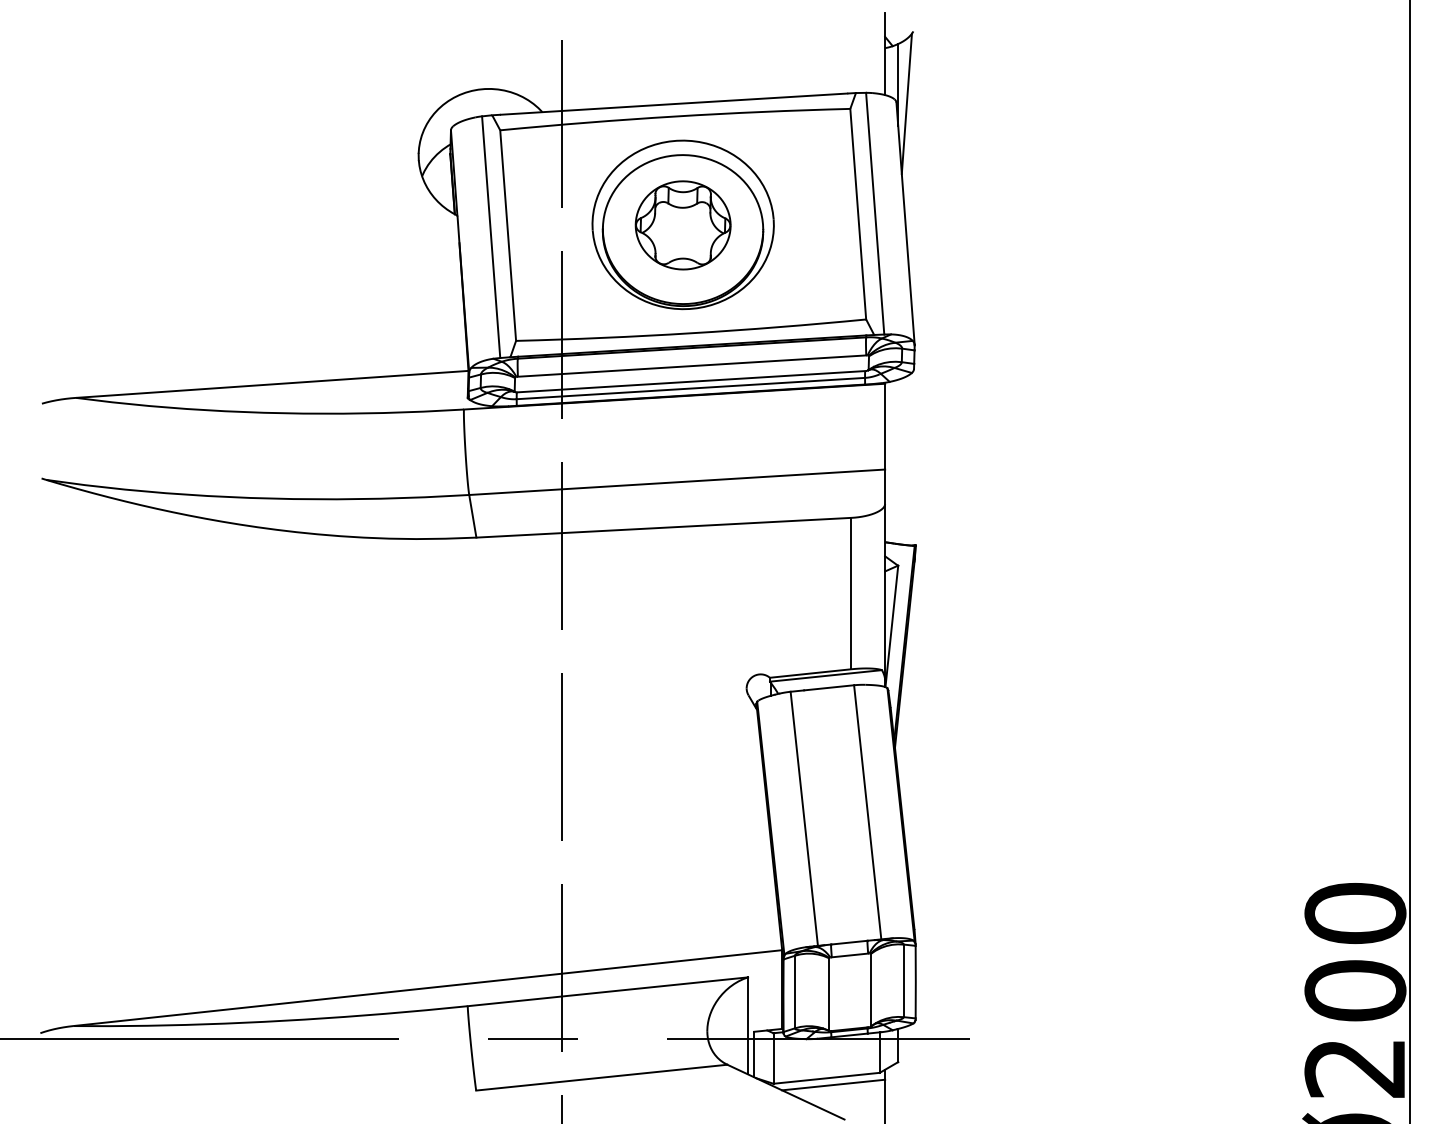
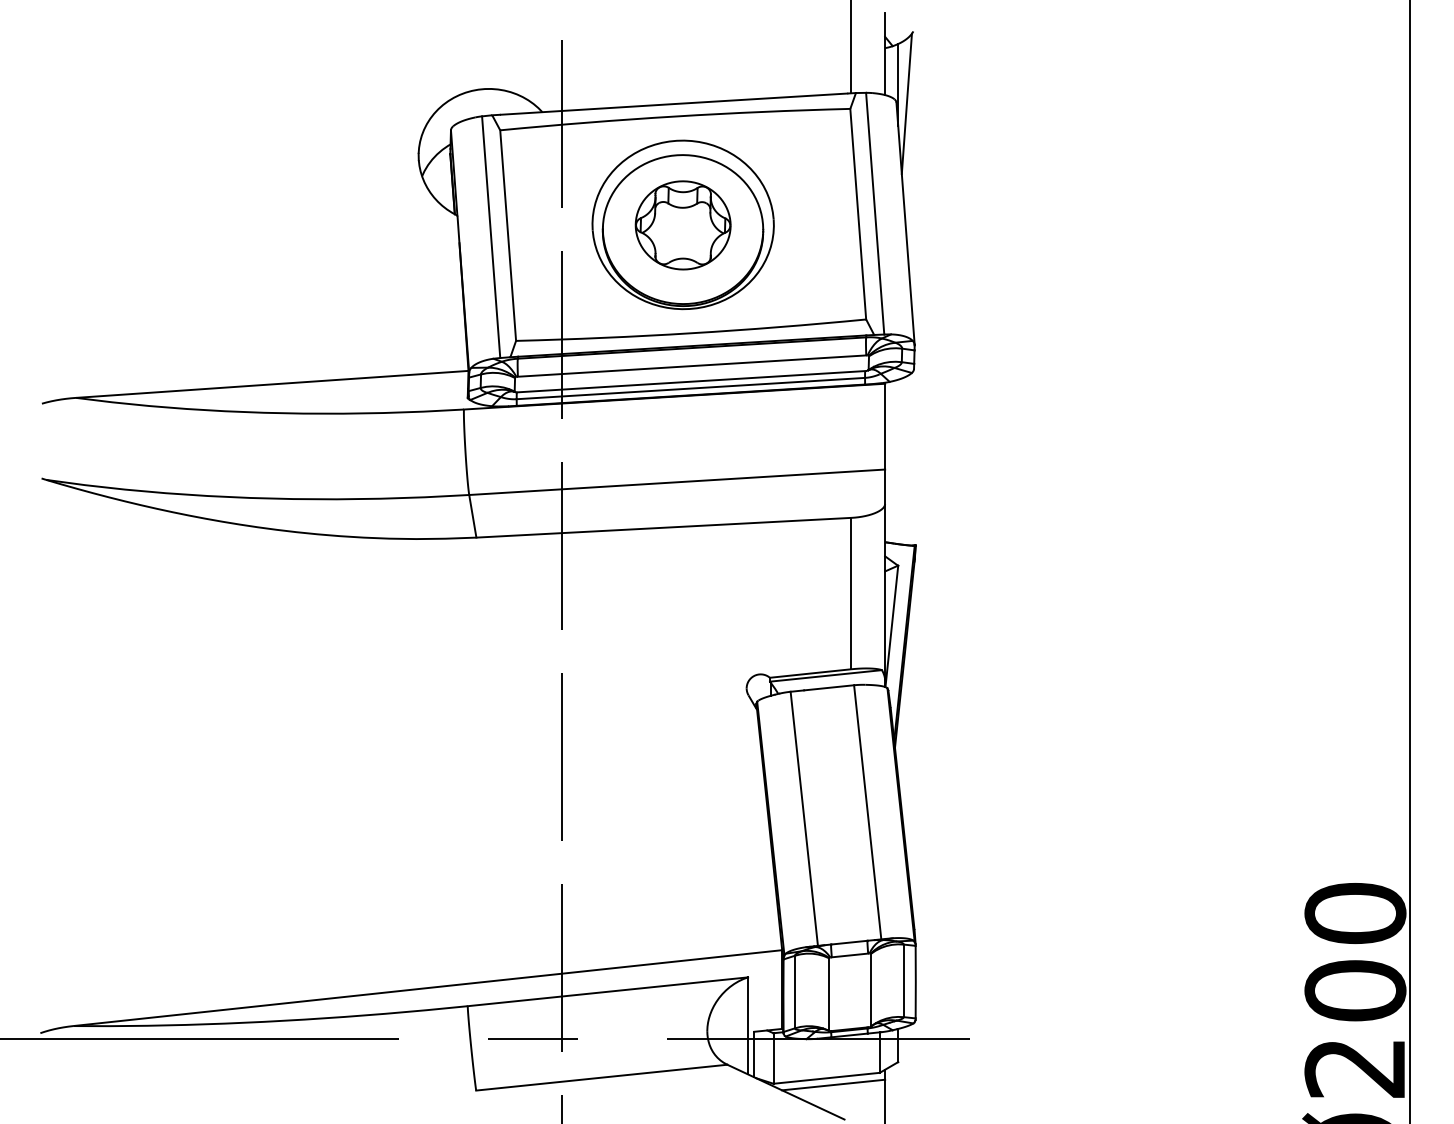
line: none -> present (851, 47)
